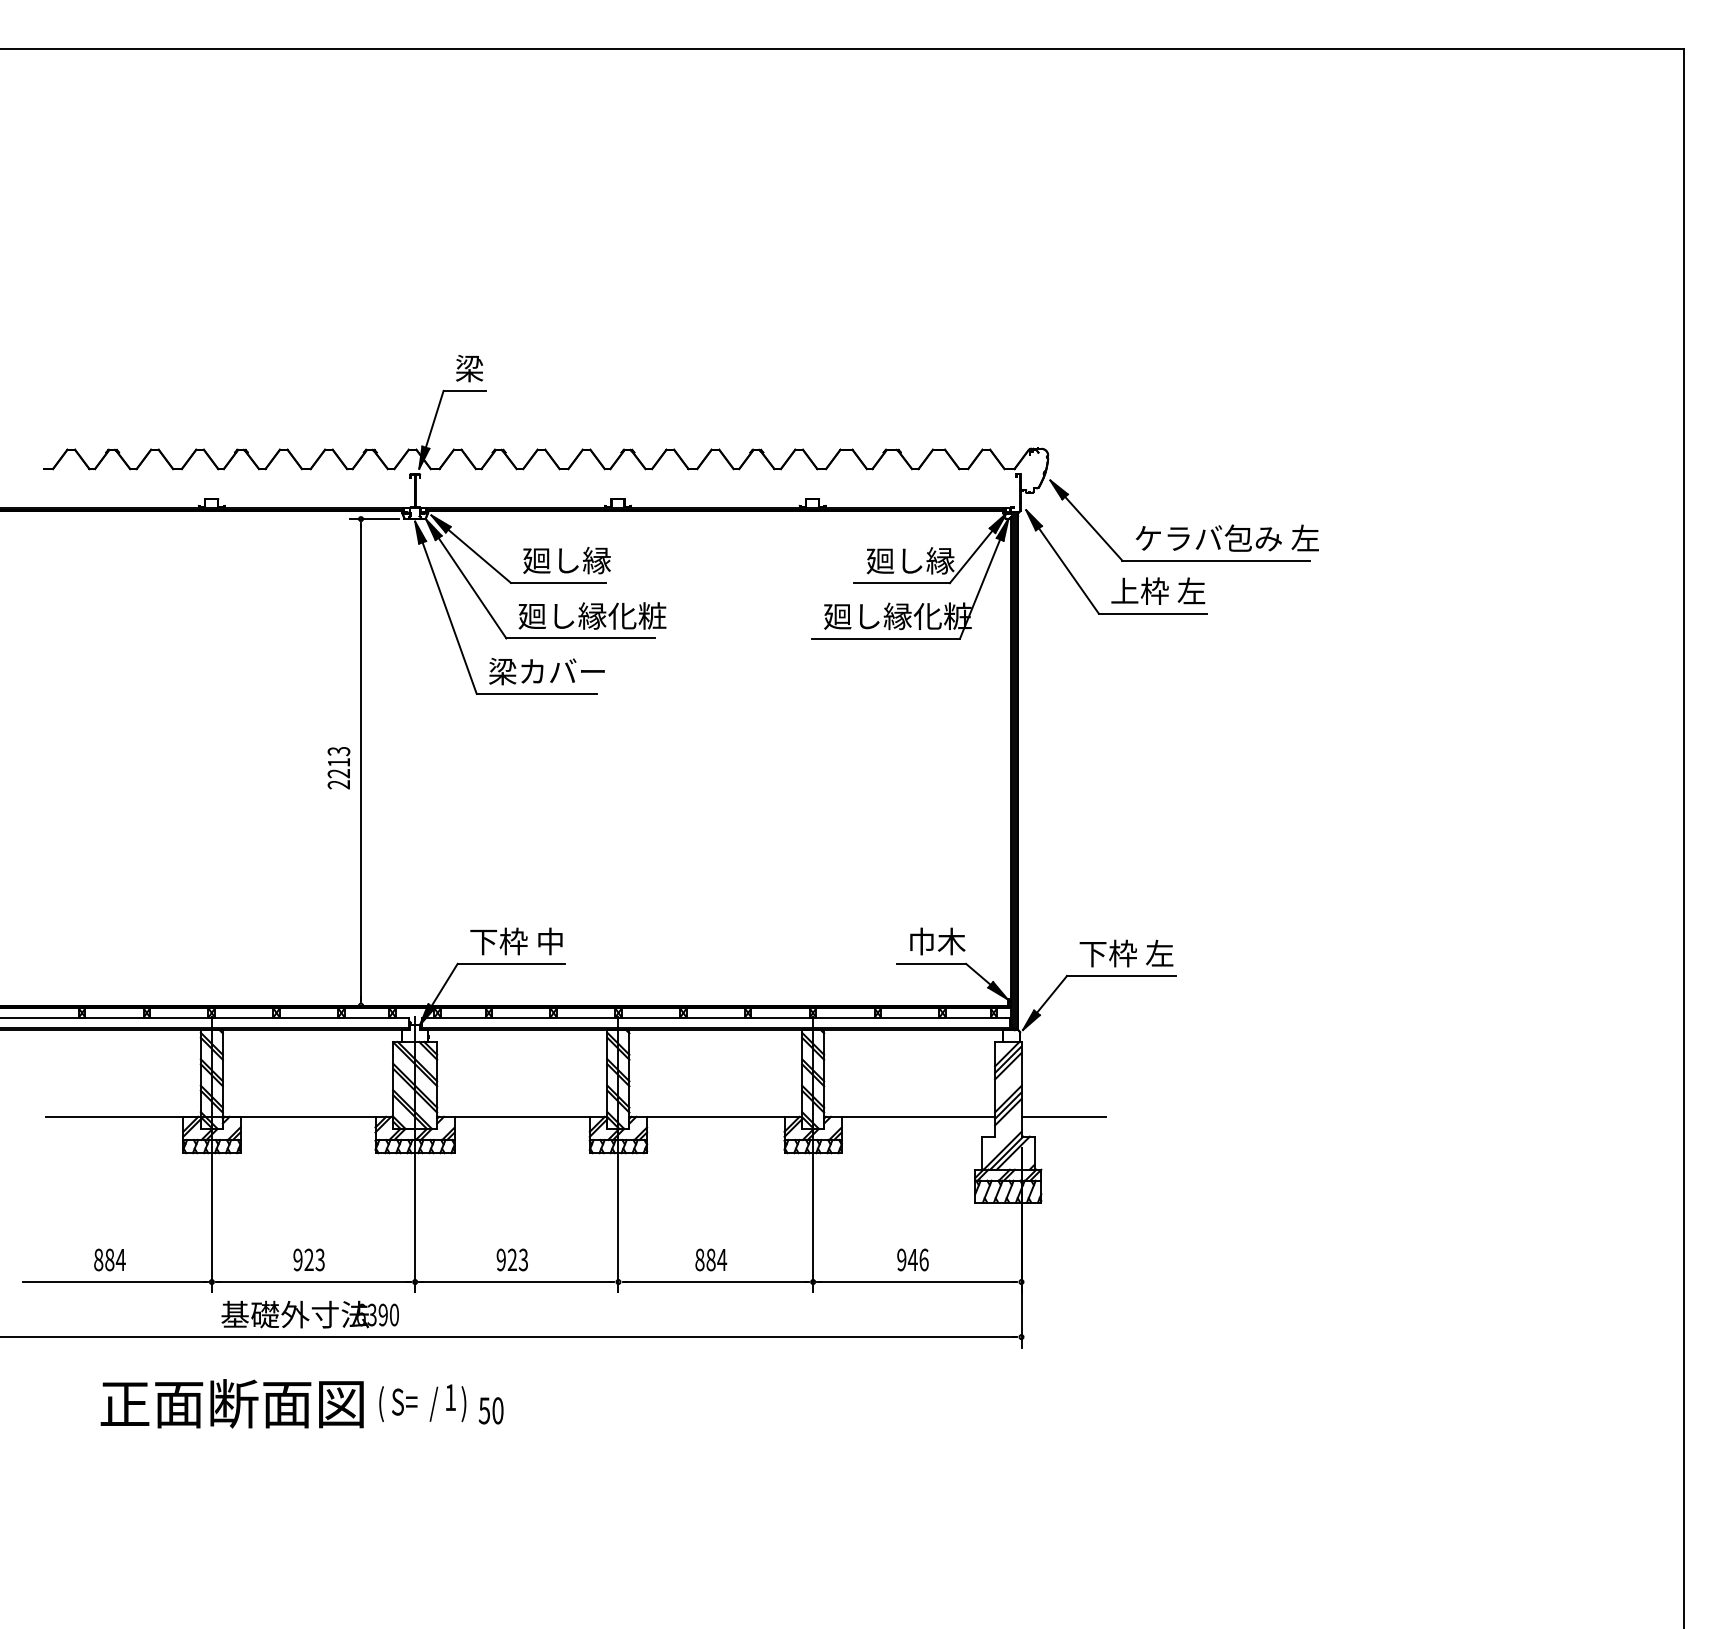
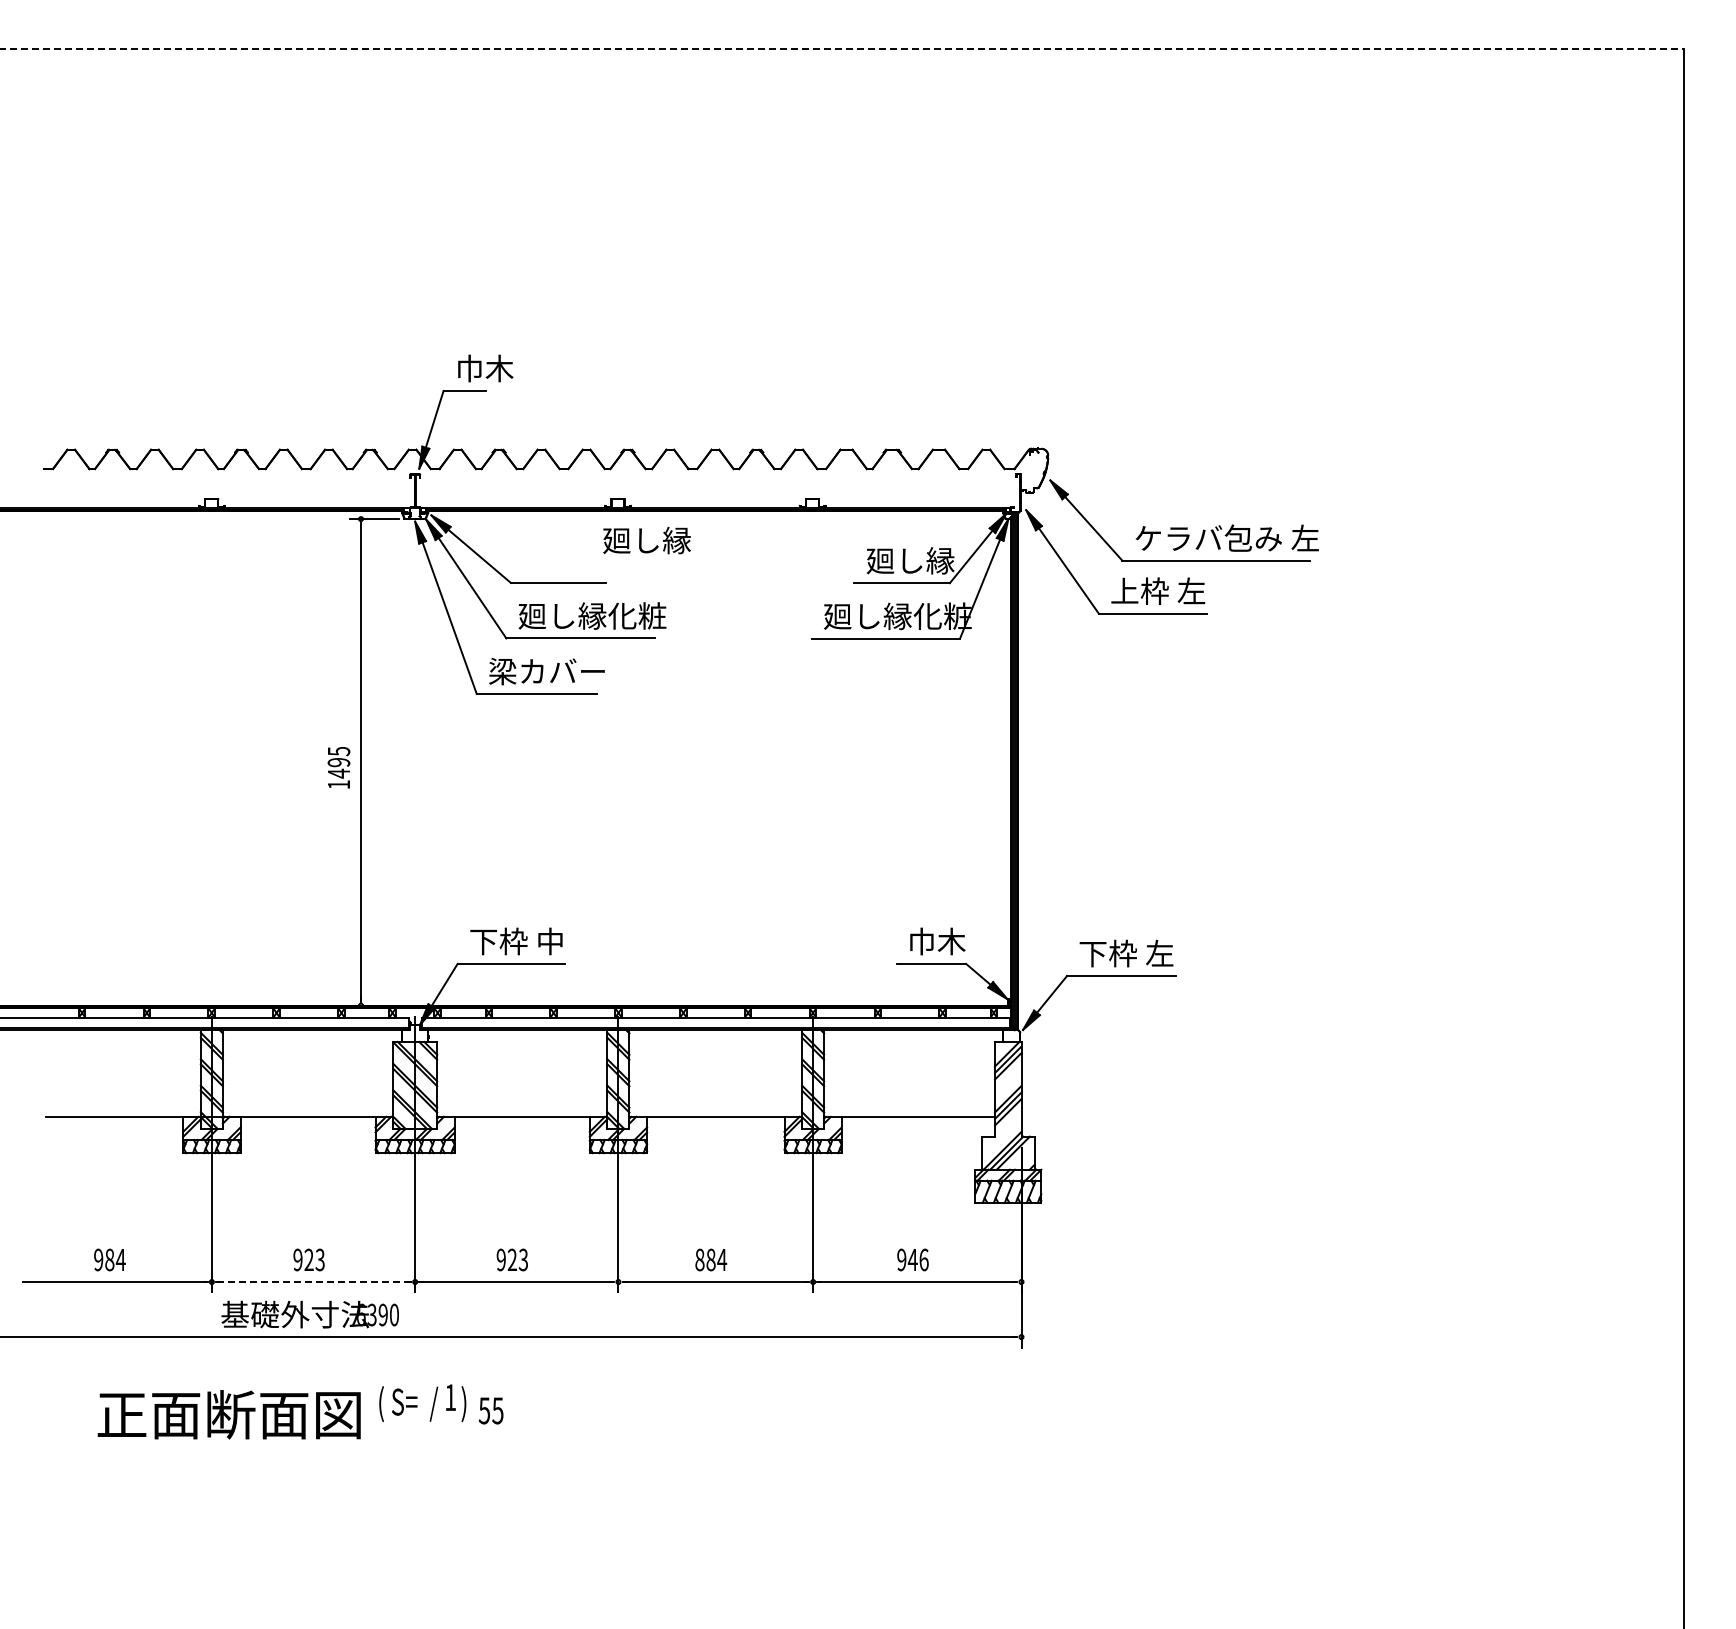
line: solid -> dashed (842, 48)
text: 梁 -> 巾木 (484, 368)
text position: (566, 560) -> (646, 540) (646, 540)
text: 2213 -> 1495 (338, 768)
line: present -> none (1063, 1116)
text: 884 -> 984 (98, 1259)
line: solid -> dashed (314, 1282)
text position: (231, 1403) -> (228, 1414) (228, 1414)
text: 50 -> 55 (497, 1410)
